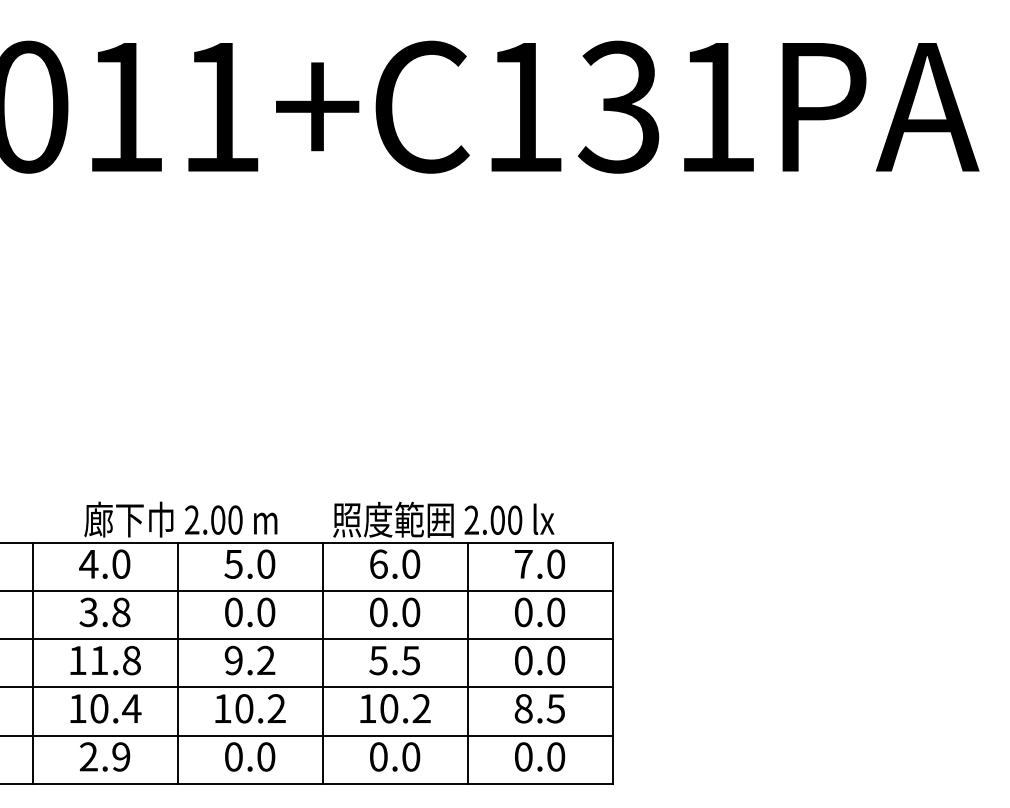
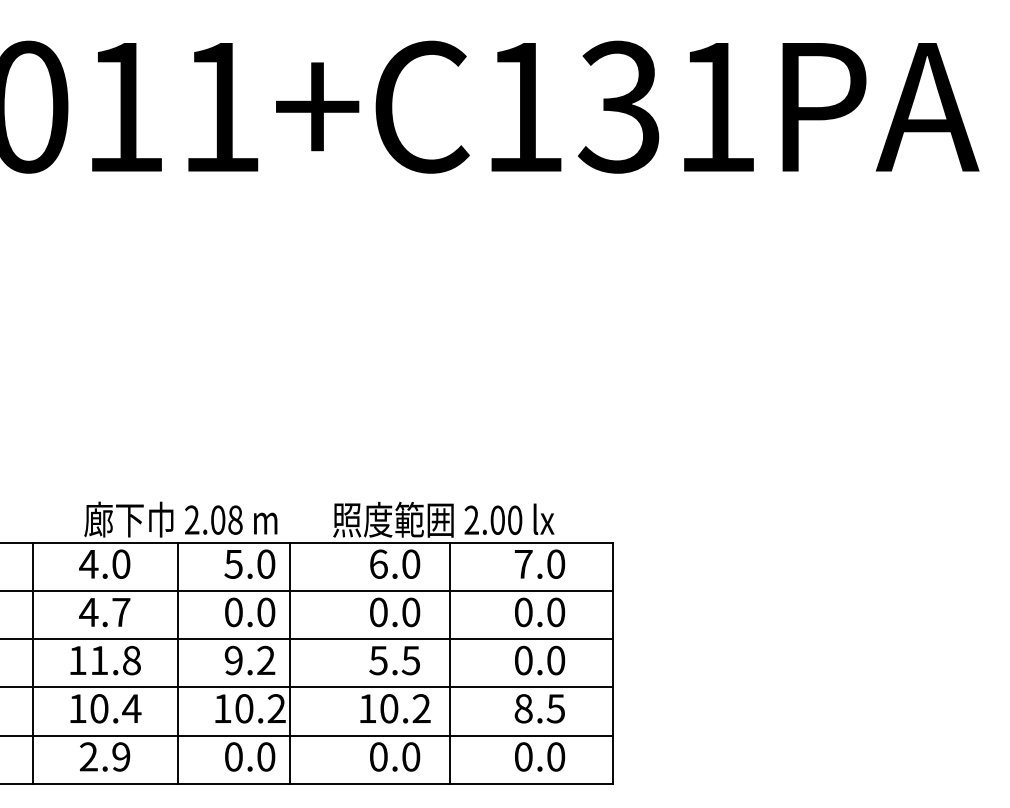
text: 2.00 -> 2.08 (235, 519)
text: 3.8 -> 4.7 (104, 612)
line position: (323, 662) -> (290, 662) (290, 662)
line position: (468, 662) -> (450, 662) (450, 662)
